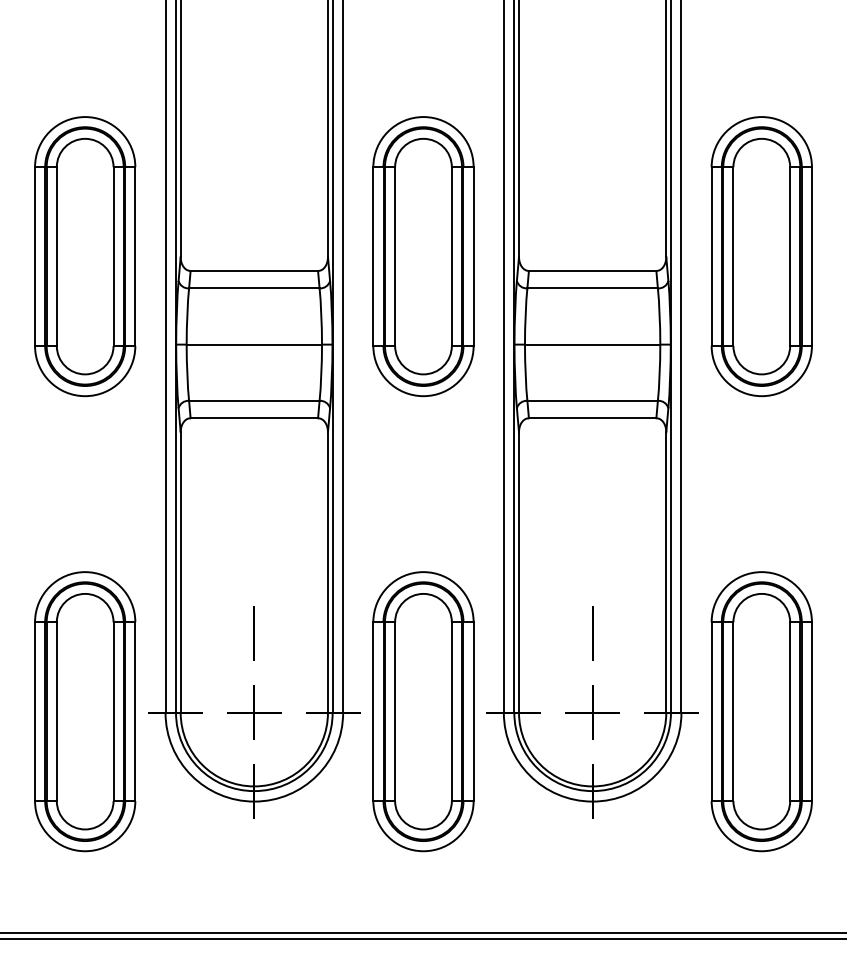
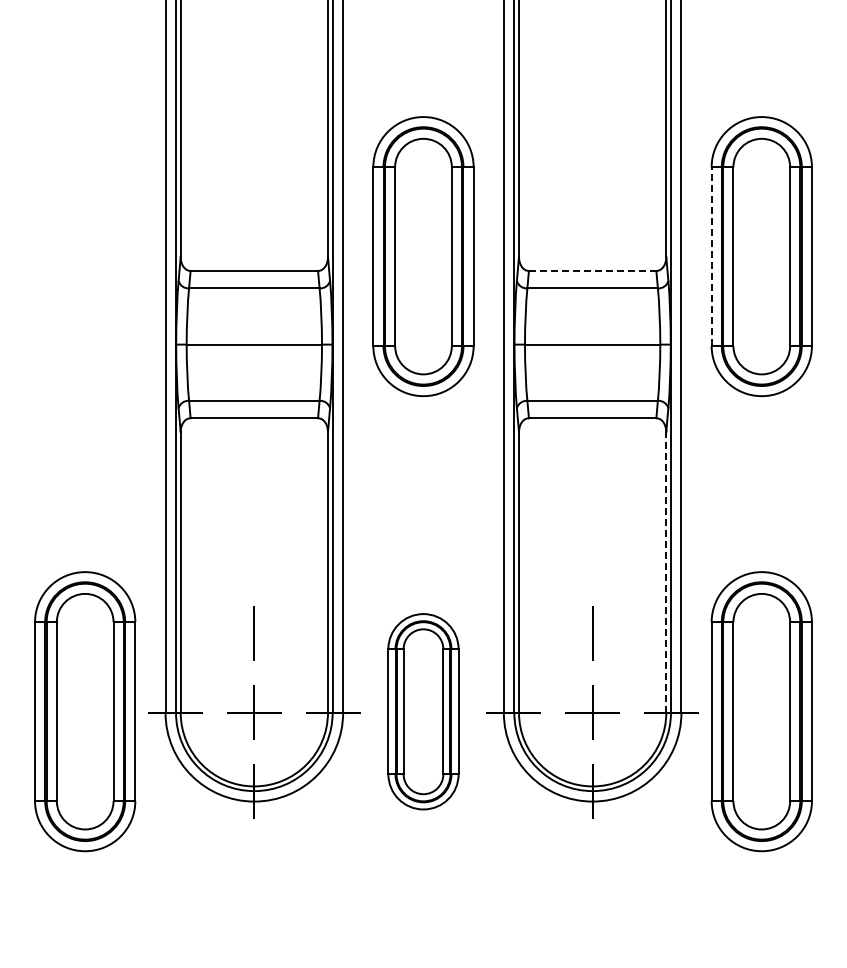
part: present -> none (85, 256)
line: solid -> dashed (711, 256)
line: solid -> dashed (592, 270)
line: solid -> dashed (666, 572)
part size: 103x282 px -> 73x198 px (423, 711)
line: present -> none (422, 933)
line: present -> none (422, 938)
